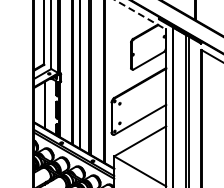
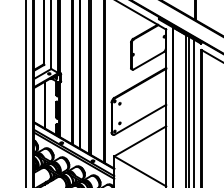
line: dashed -> solid (141, 15)
line: none -> present (25, 93)
line: none -> present (193, 111)
